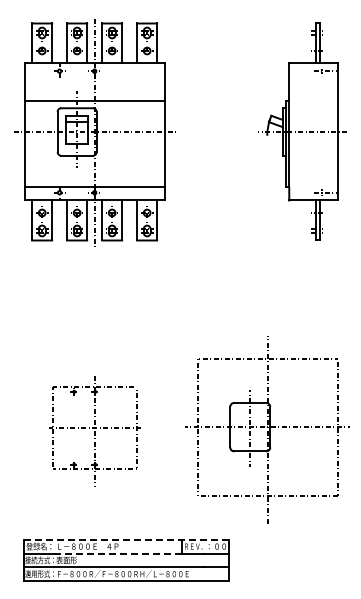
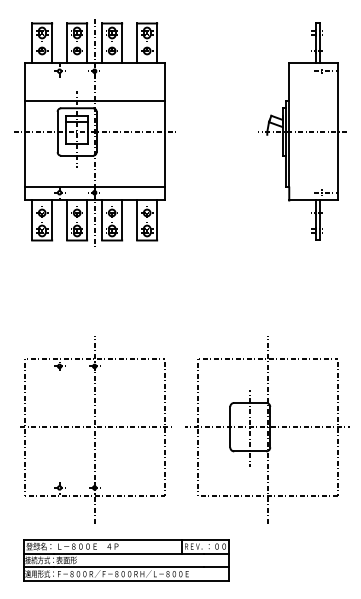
part size: 92x111 px -> 152x188 px (95, 429)
line: dashed -> solid (127, 539)
line: dashed -> solid (117, 553)
